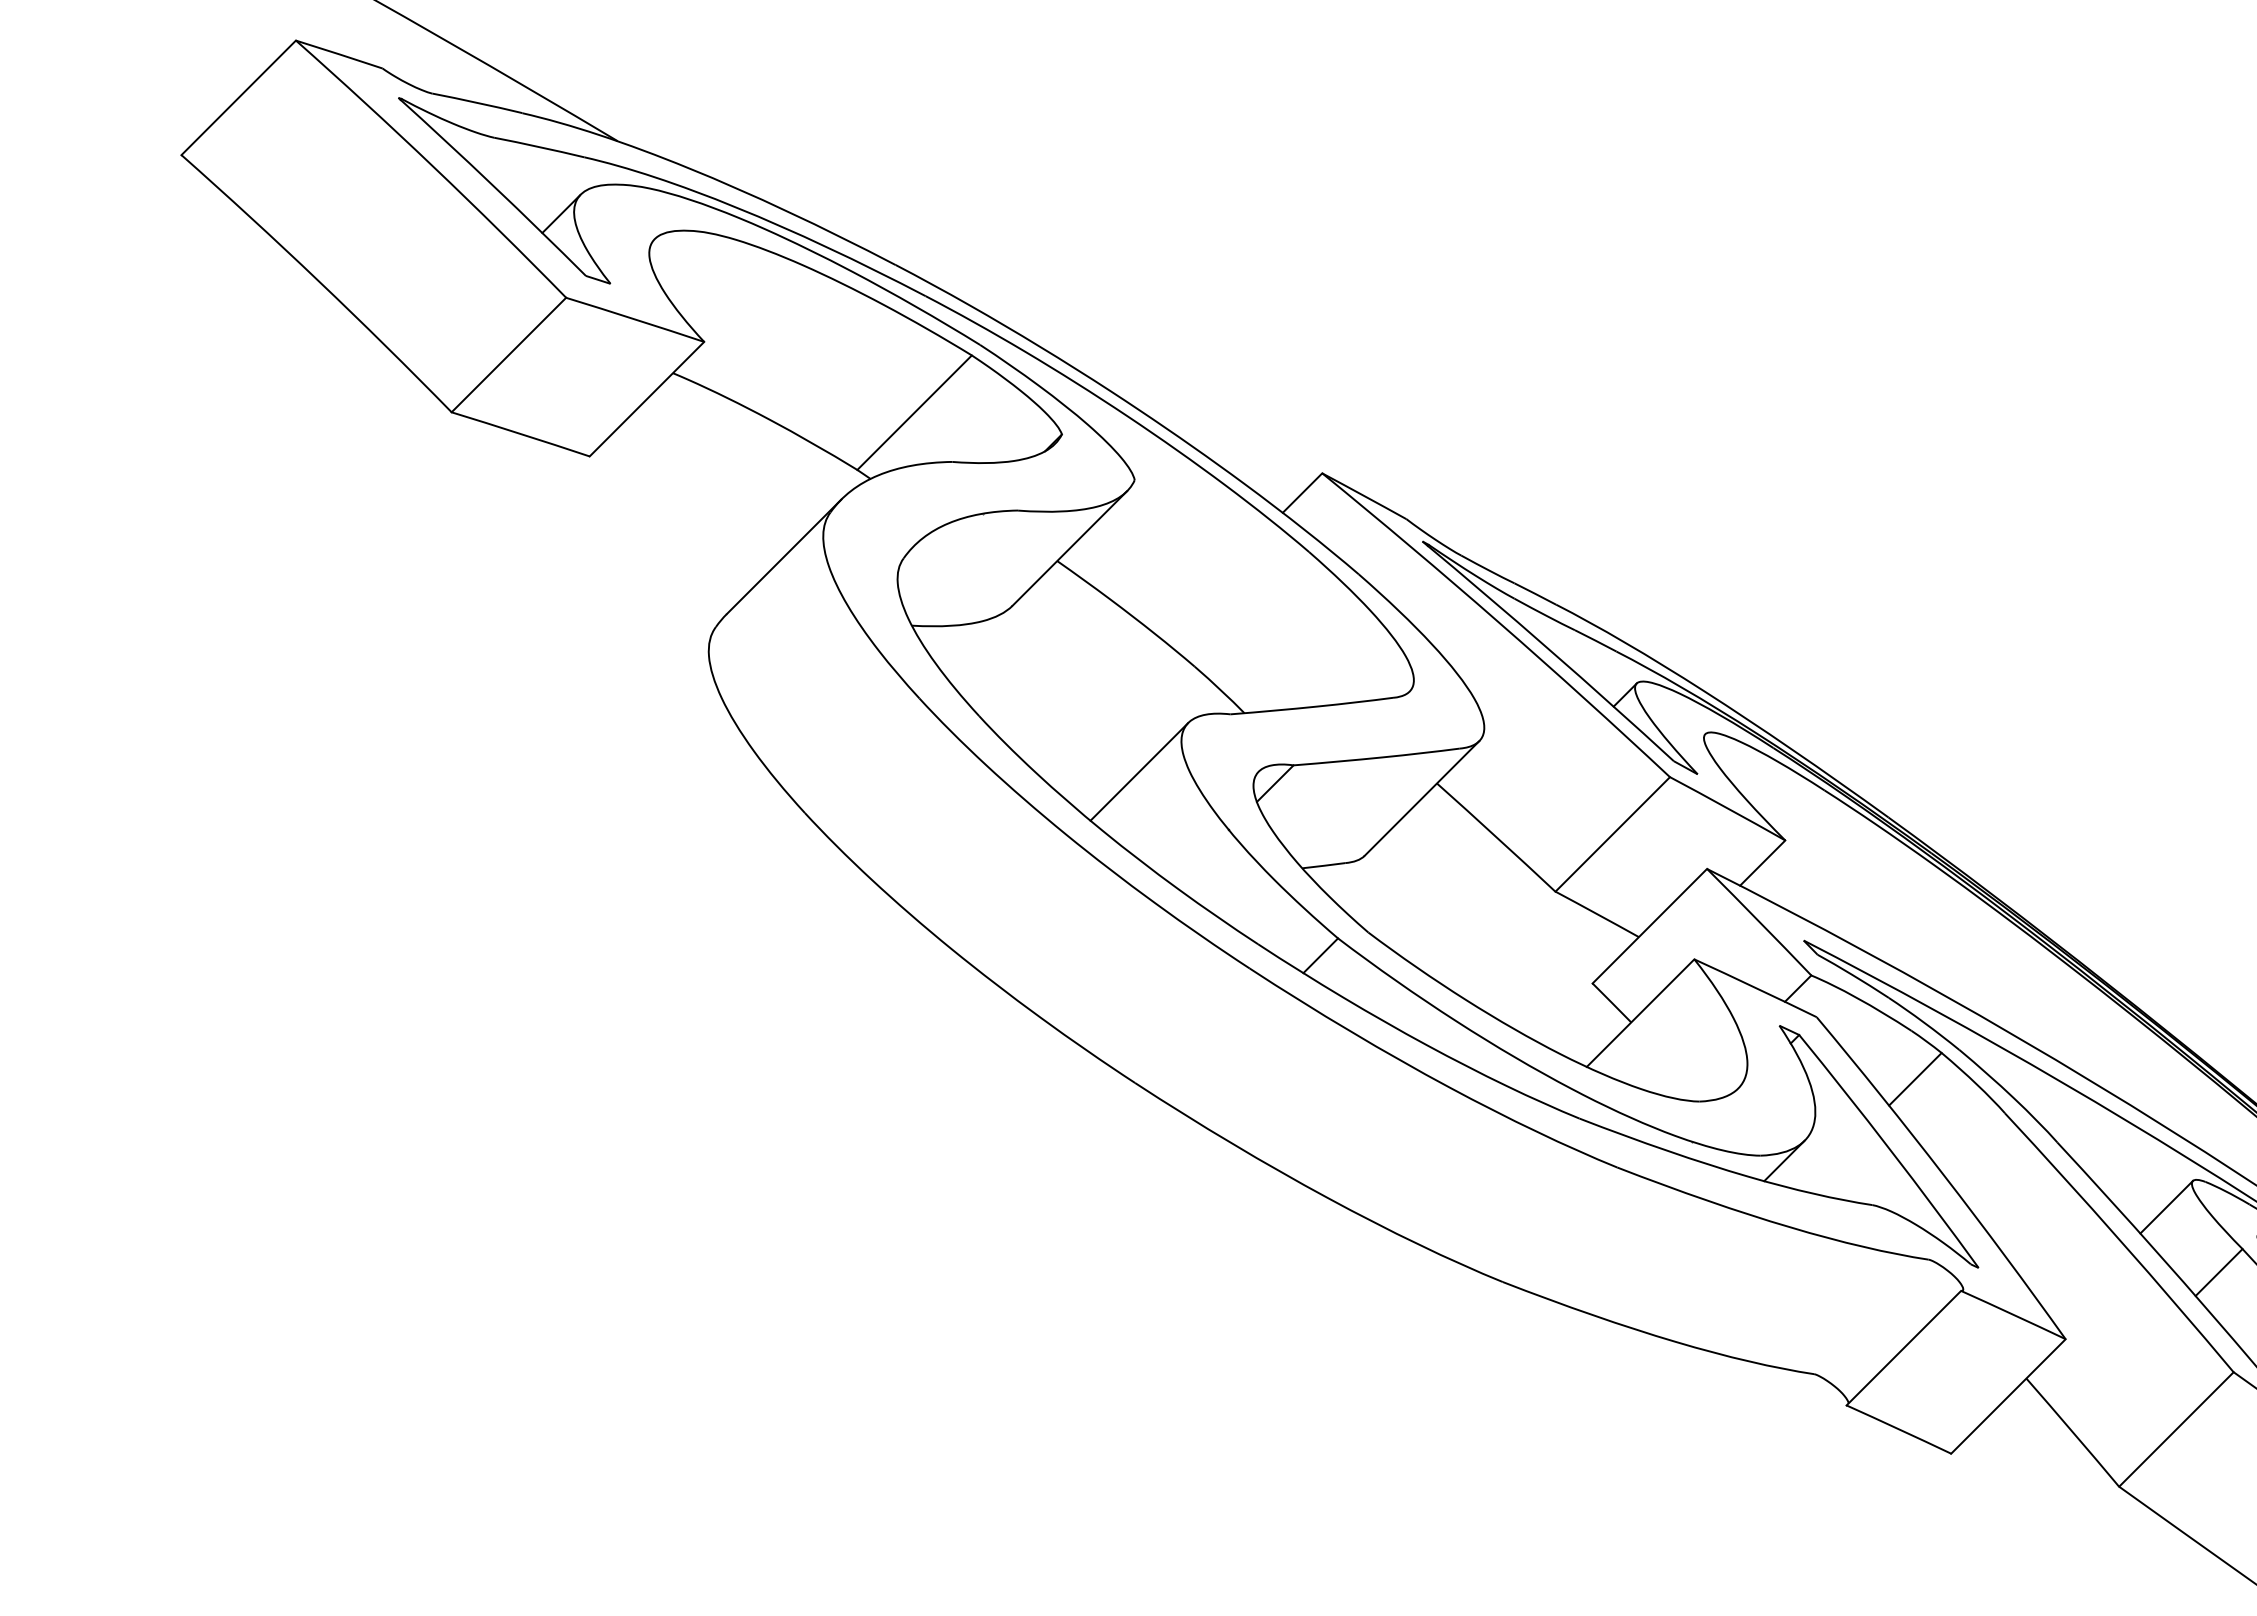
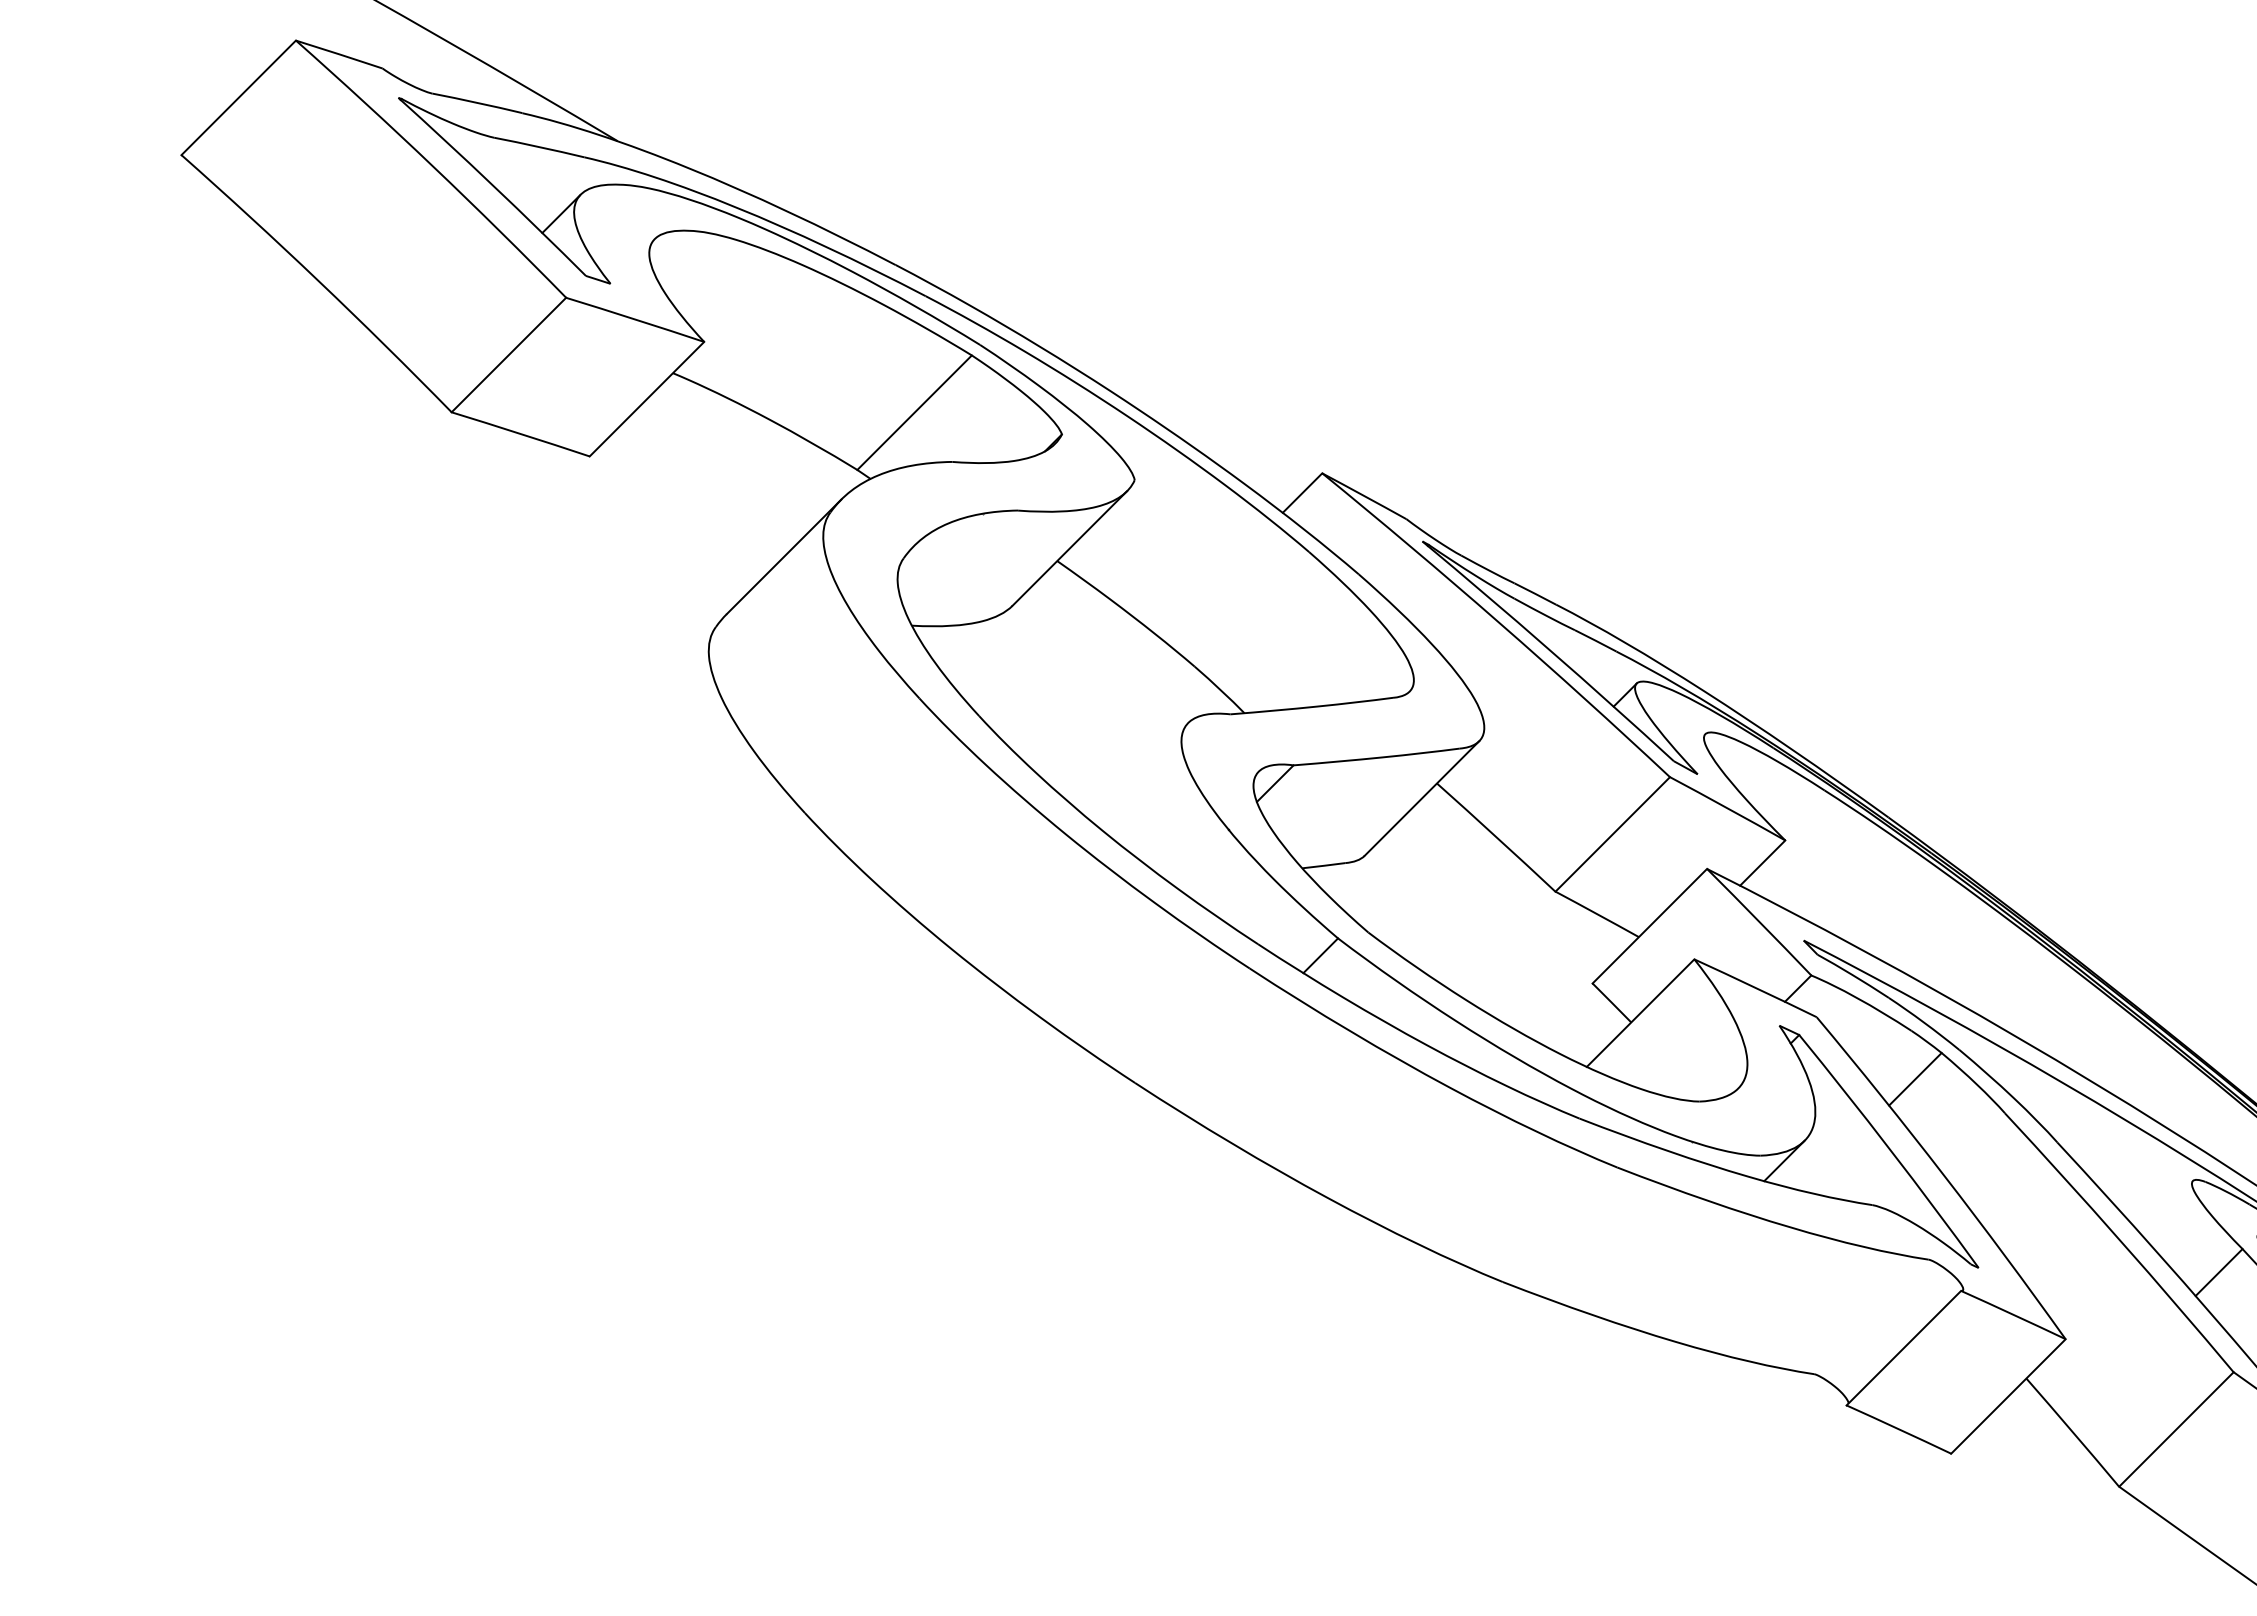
line: present -> none (1138, 771)
line: present -> none (2166, 1207)
